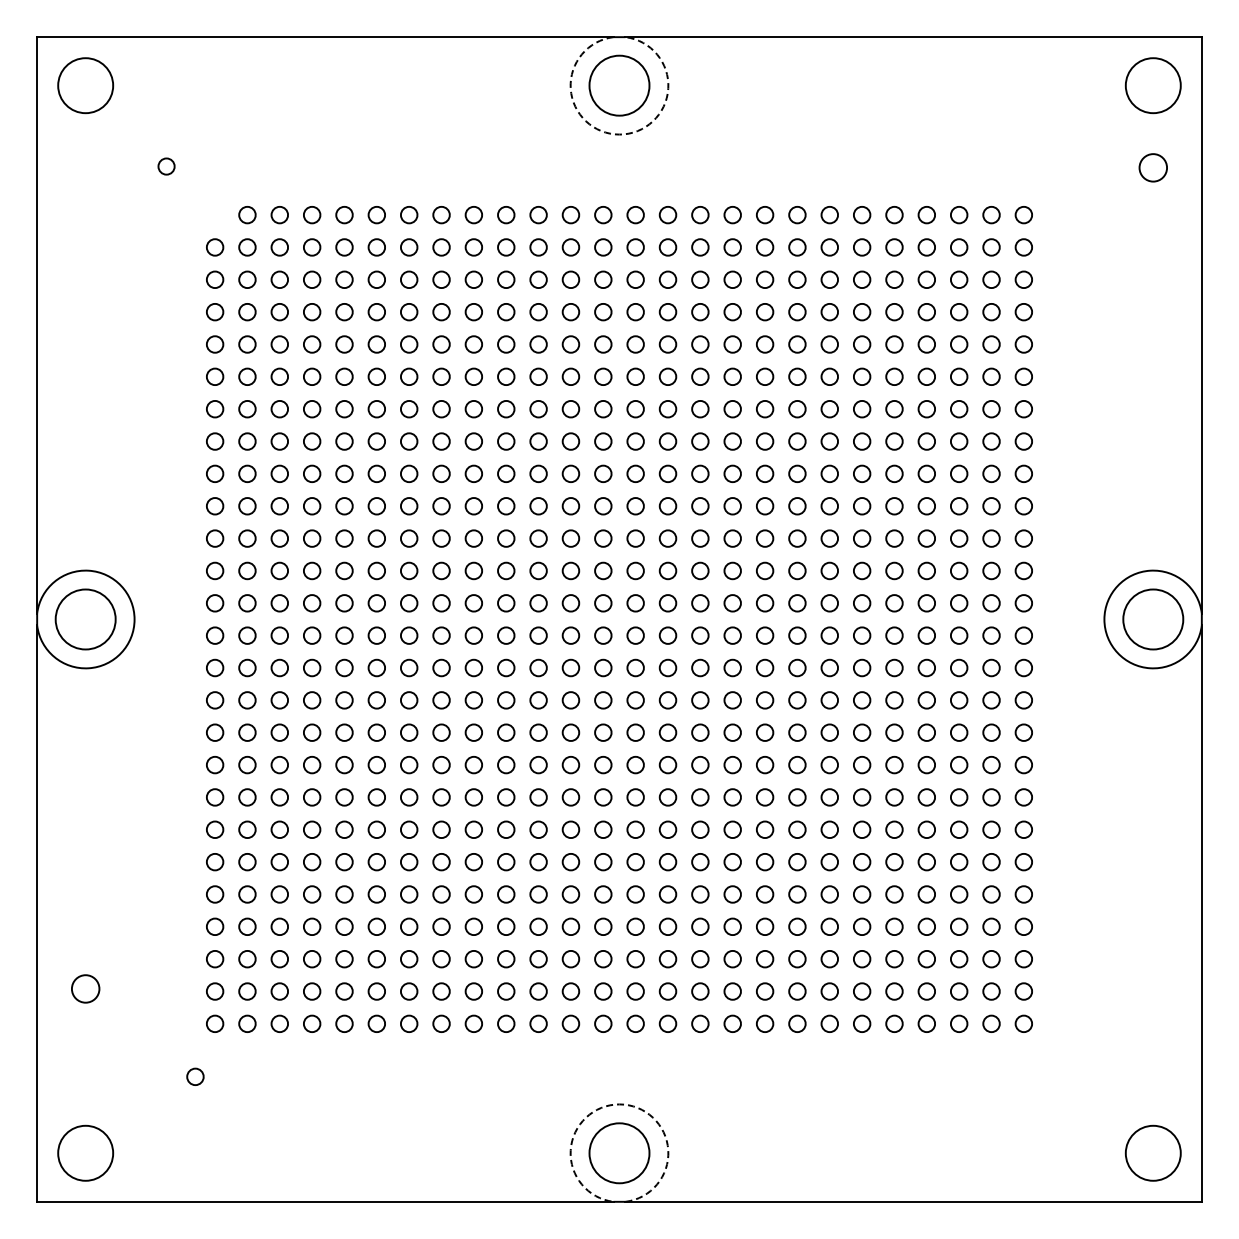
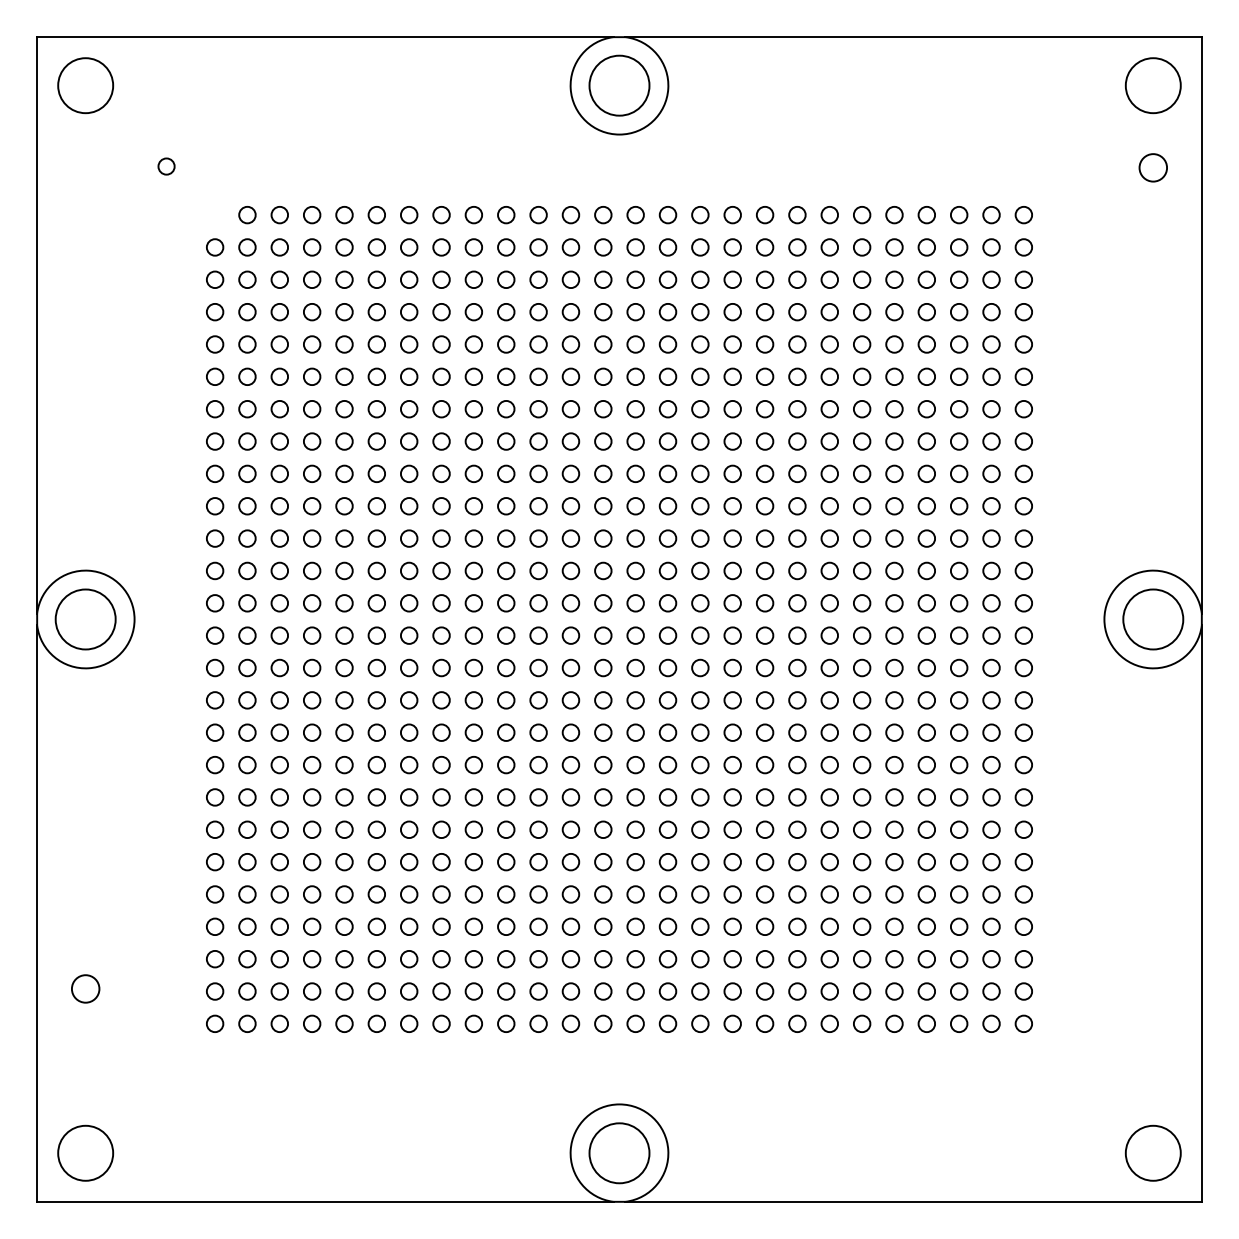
arc: dashed -> solid (619, 134)
circle: present -> none (195, 1076)
arc: dashed -> solid (619, 1104)
